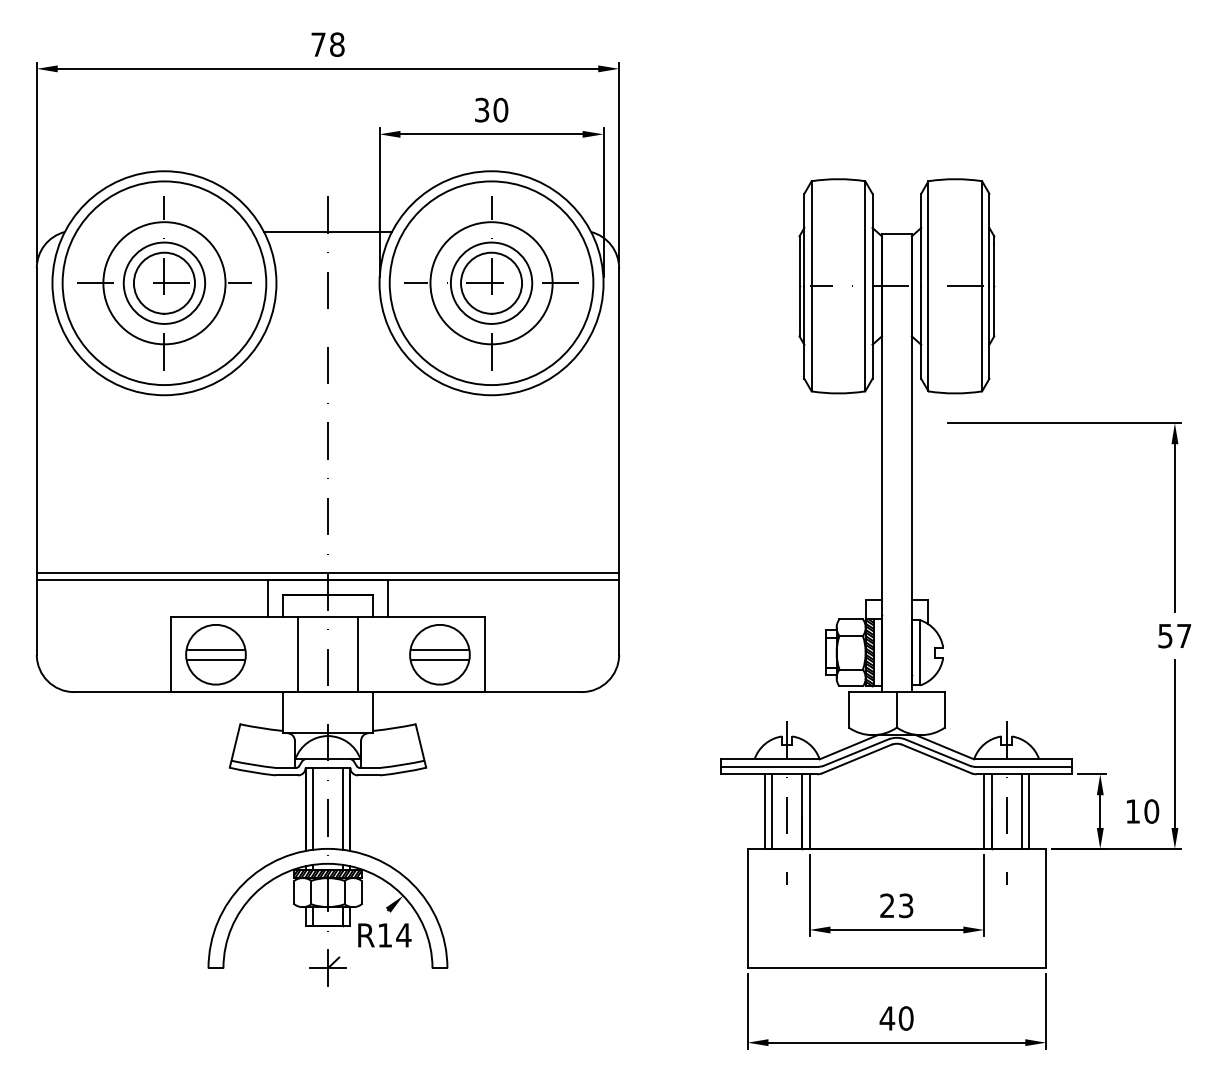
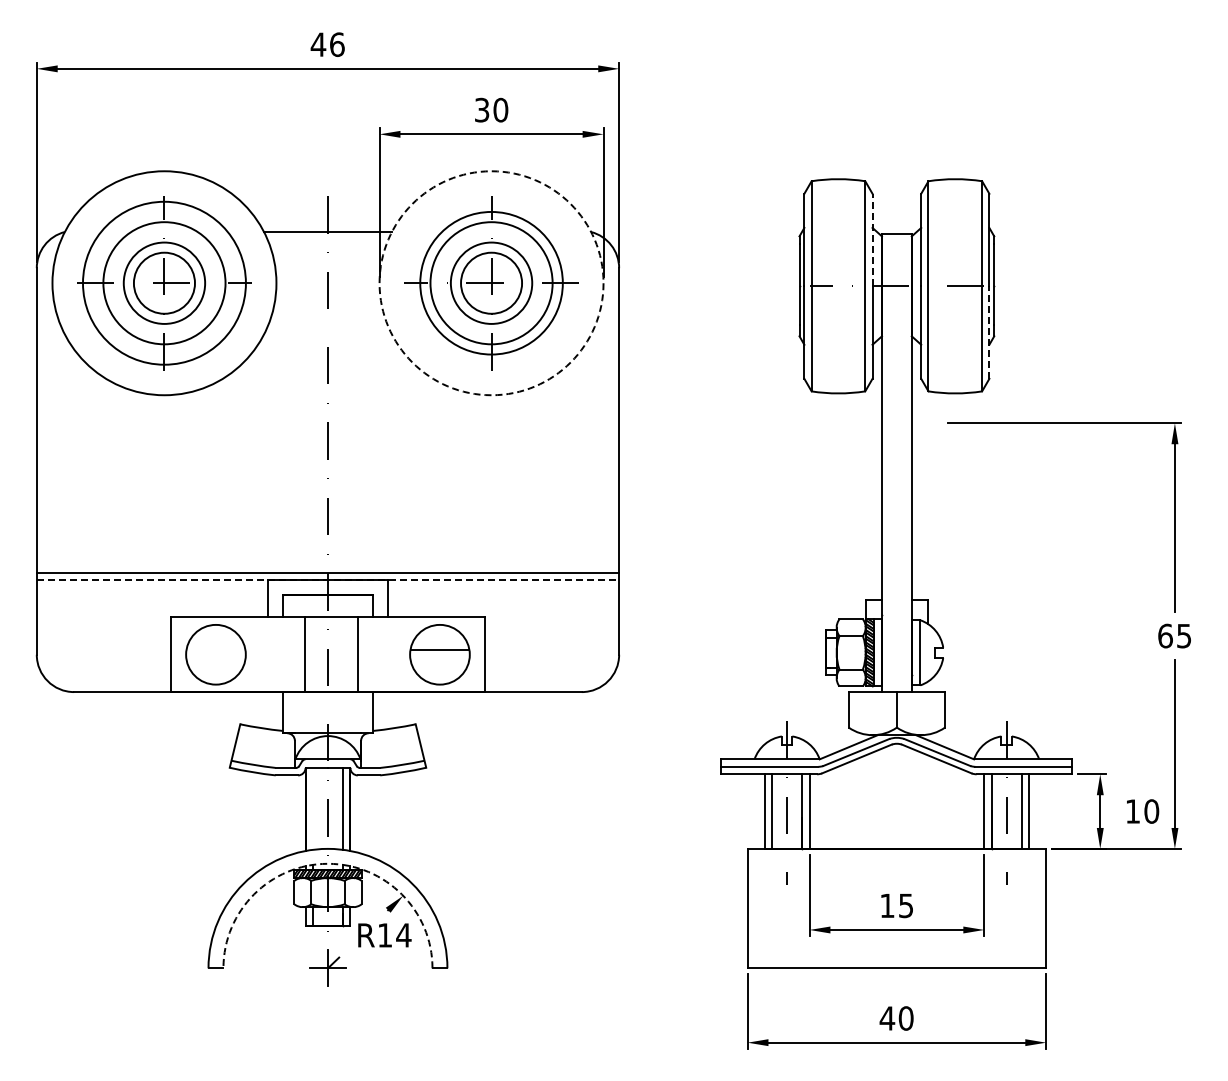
text: 78 -> 46 (327, 44)
line: solid -> dashed (872, 239)
circle diameter: 204 px -> 163 px (164, 282)
circle diameter: 204 px -> 143 px (491, 282)
circle: solid -> dashed (491, 283)
line: solid -> dashed (989, 332)
line: solid -> dashed (328, 580)
text: 57 -> 65 (1174, 635)
line: present -> none (215, 649)
line position: (298, 654) -> (305, 654) (305, 654)
line: present -> none (215, 659)
line: present -> none (439, 659)
line: present -> none (313, 808)
arc: solid -> dashed (327, 863)
text: 23 -> 15 (896, 905)
